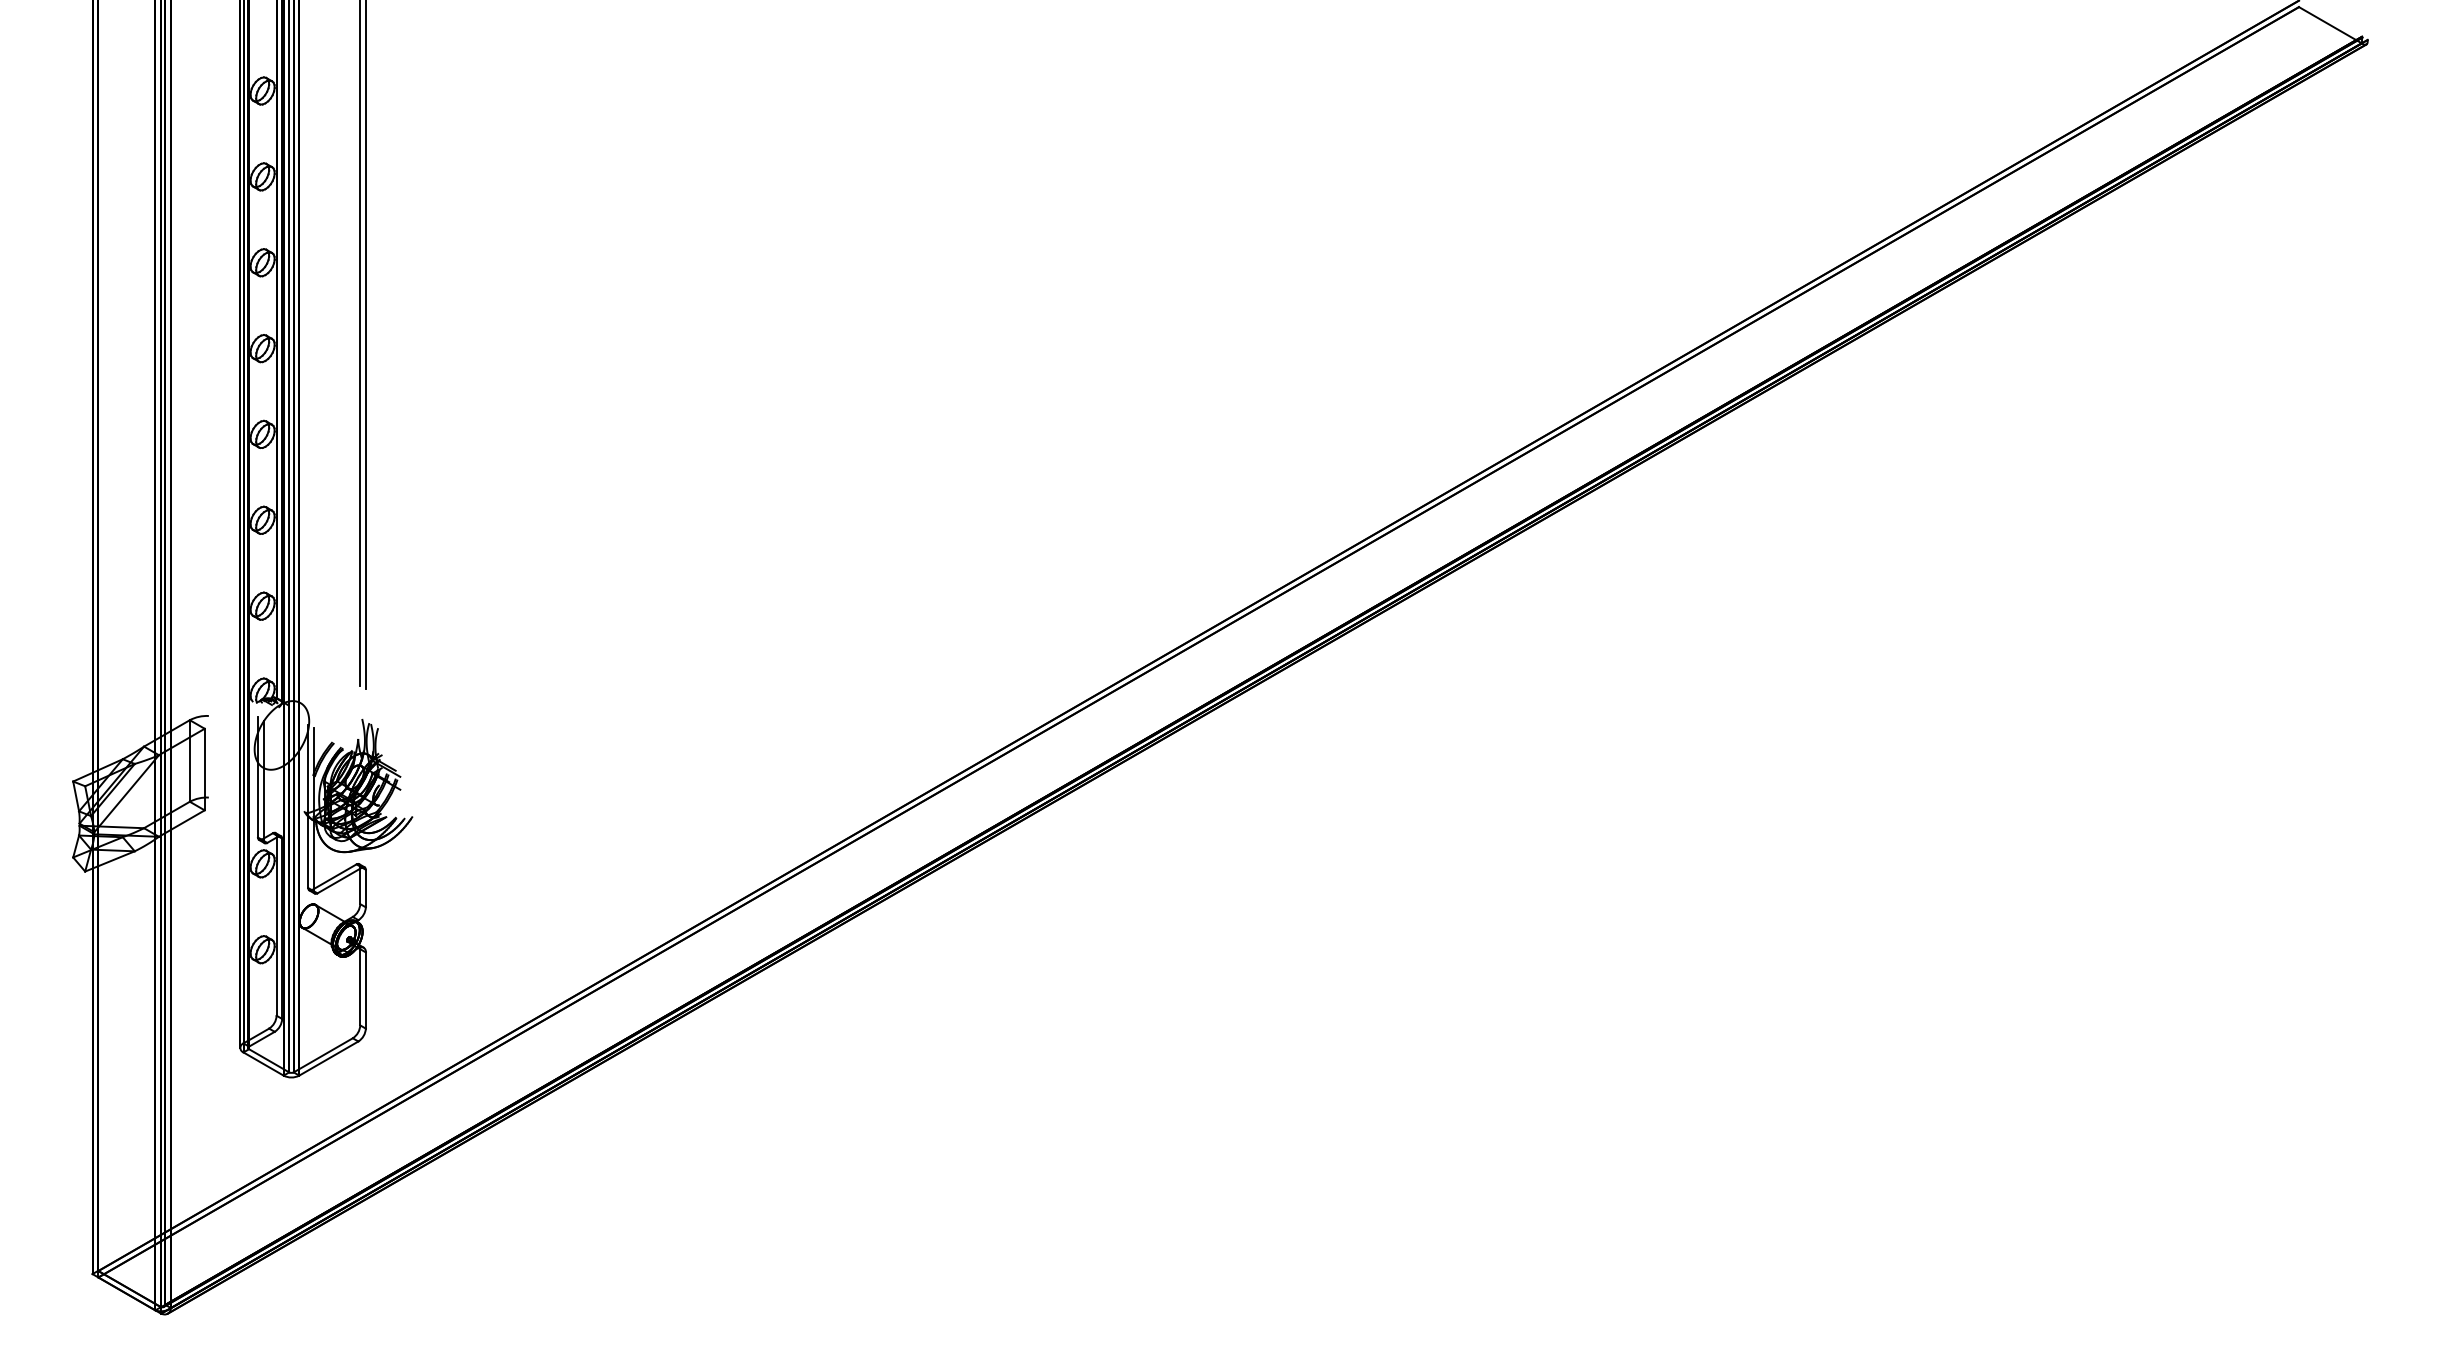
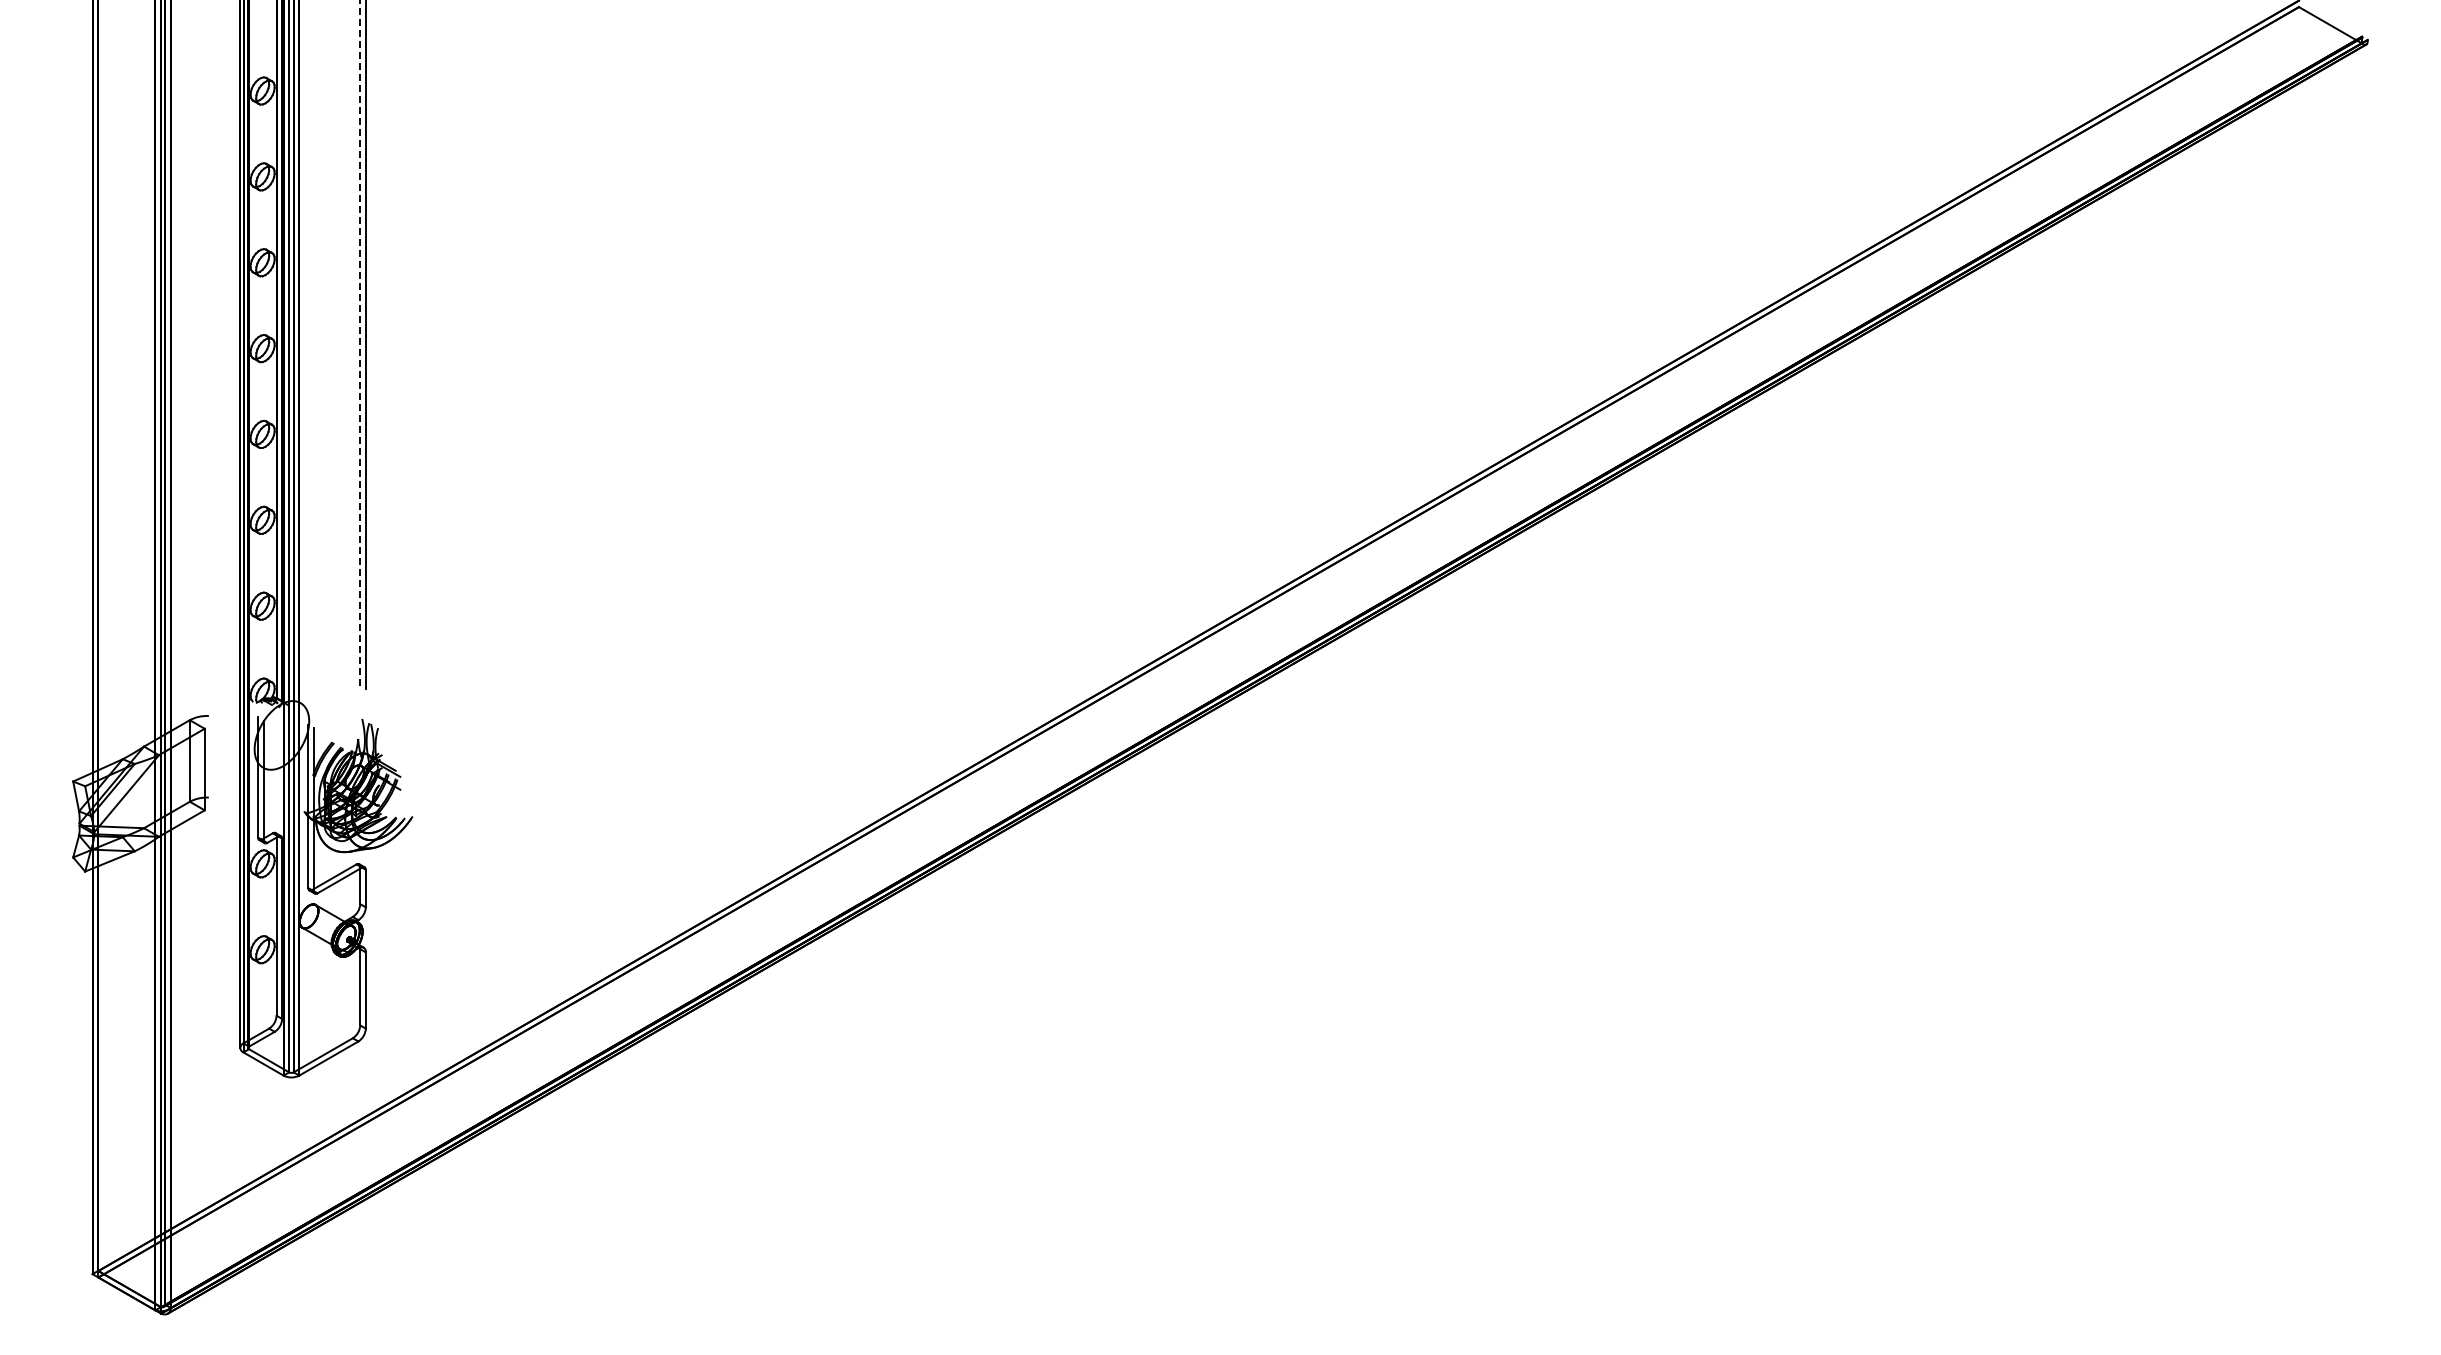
line: solid -> dashed (360, 343)
